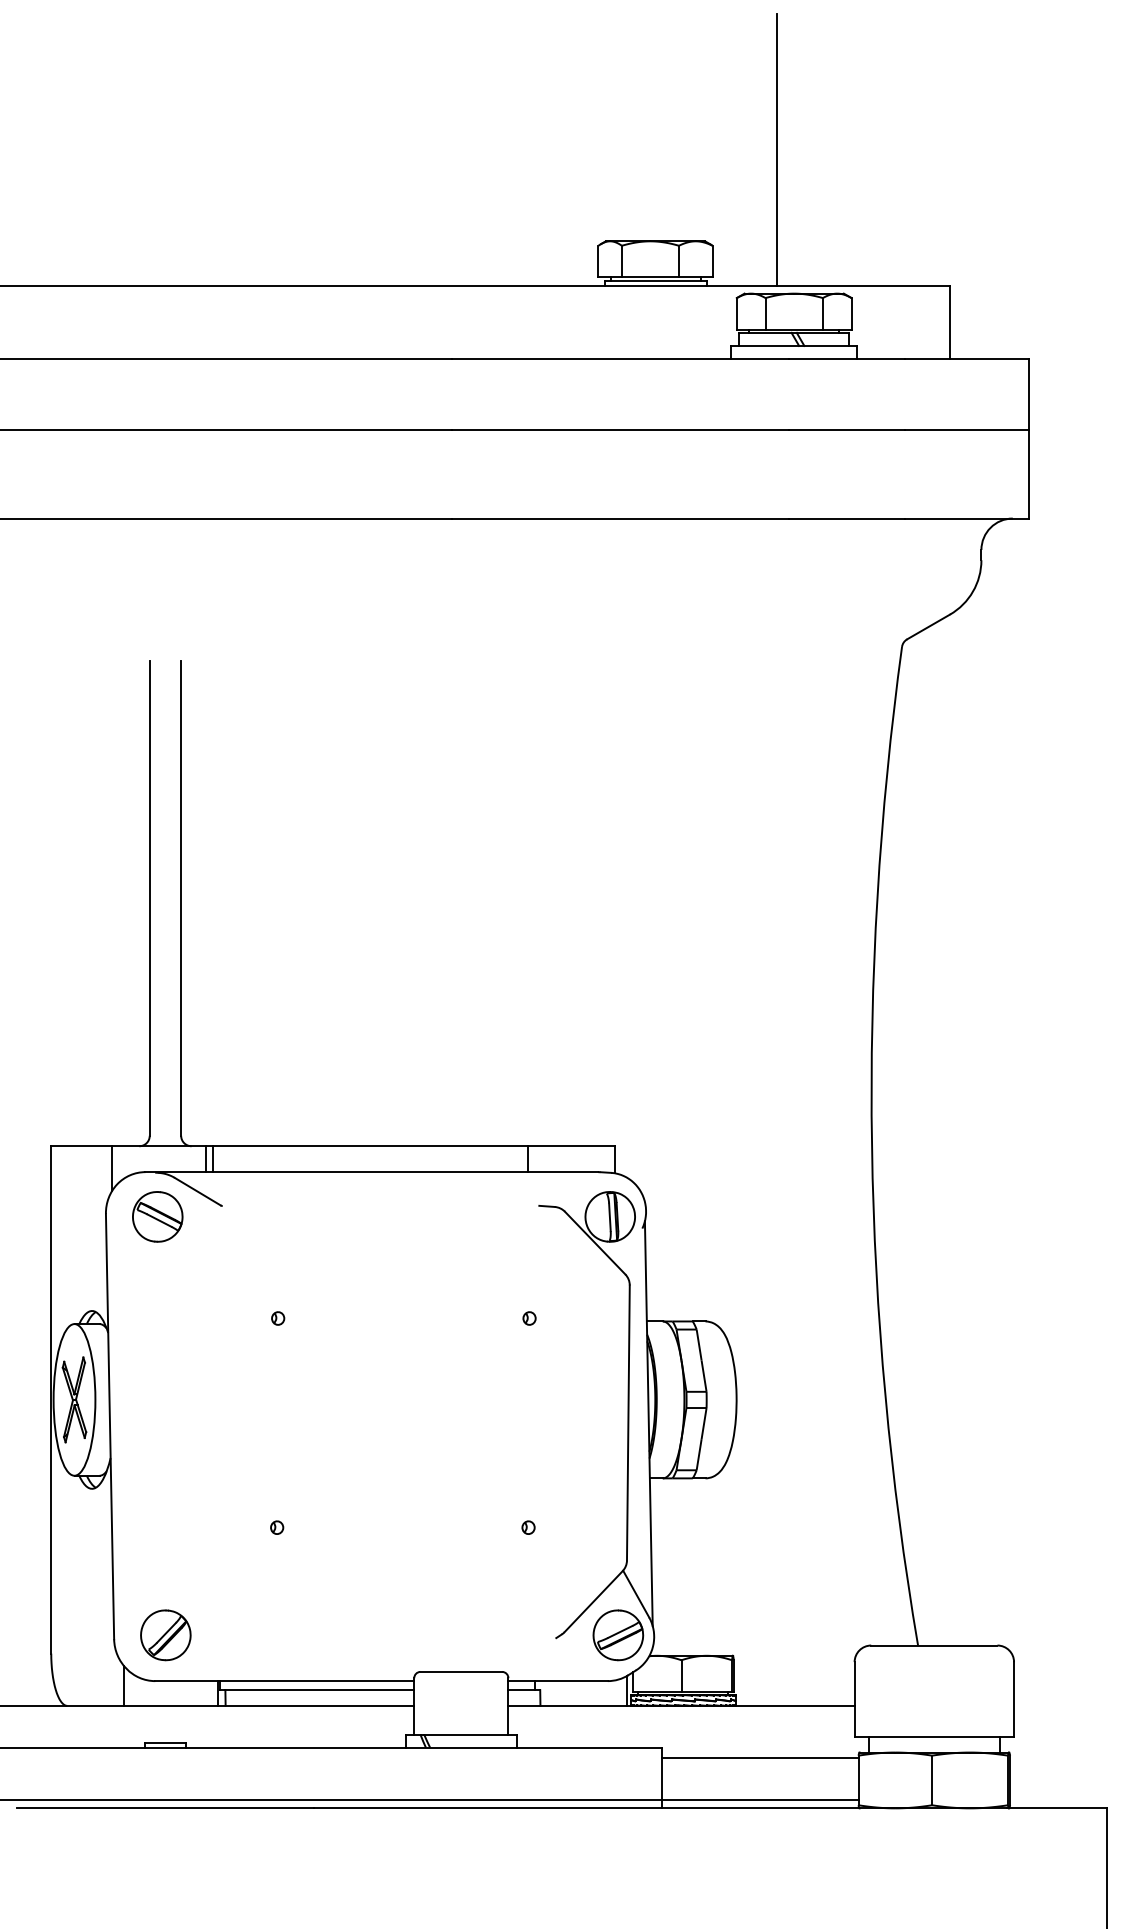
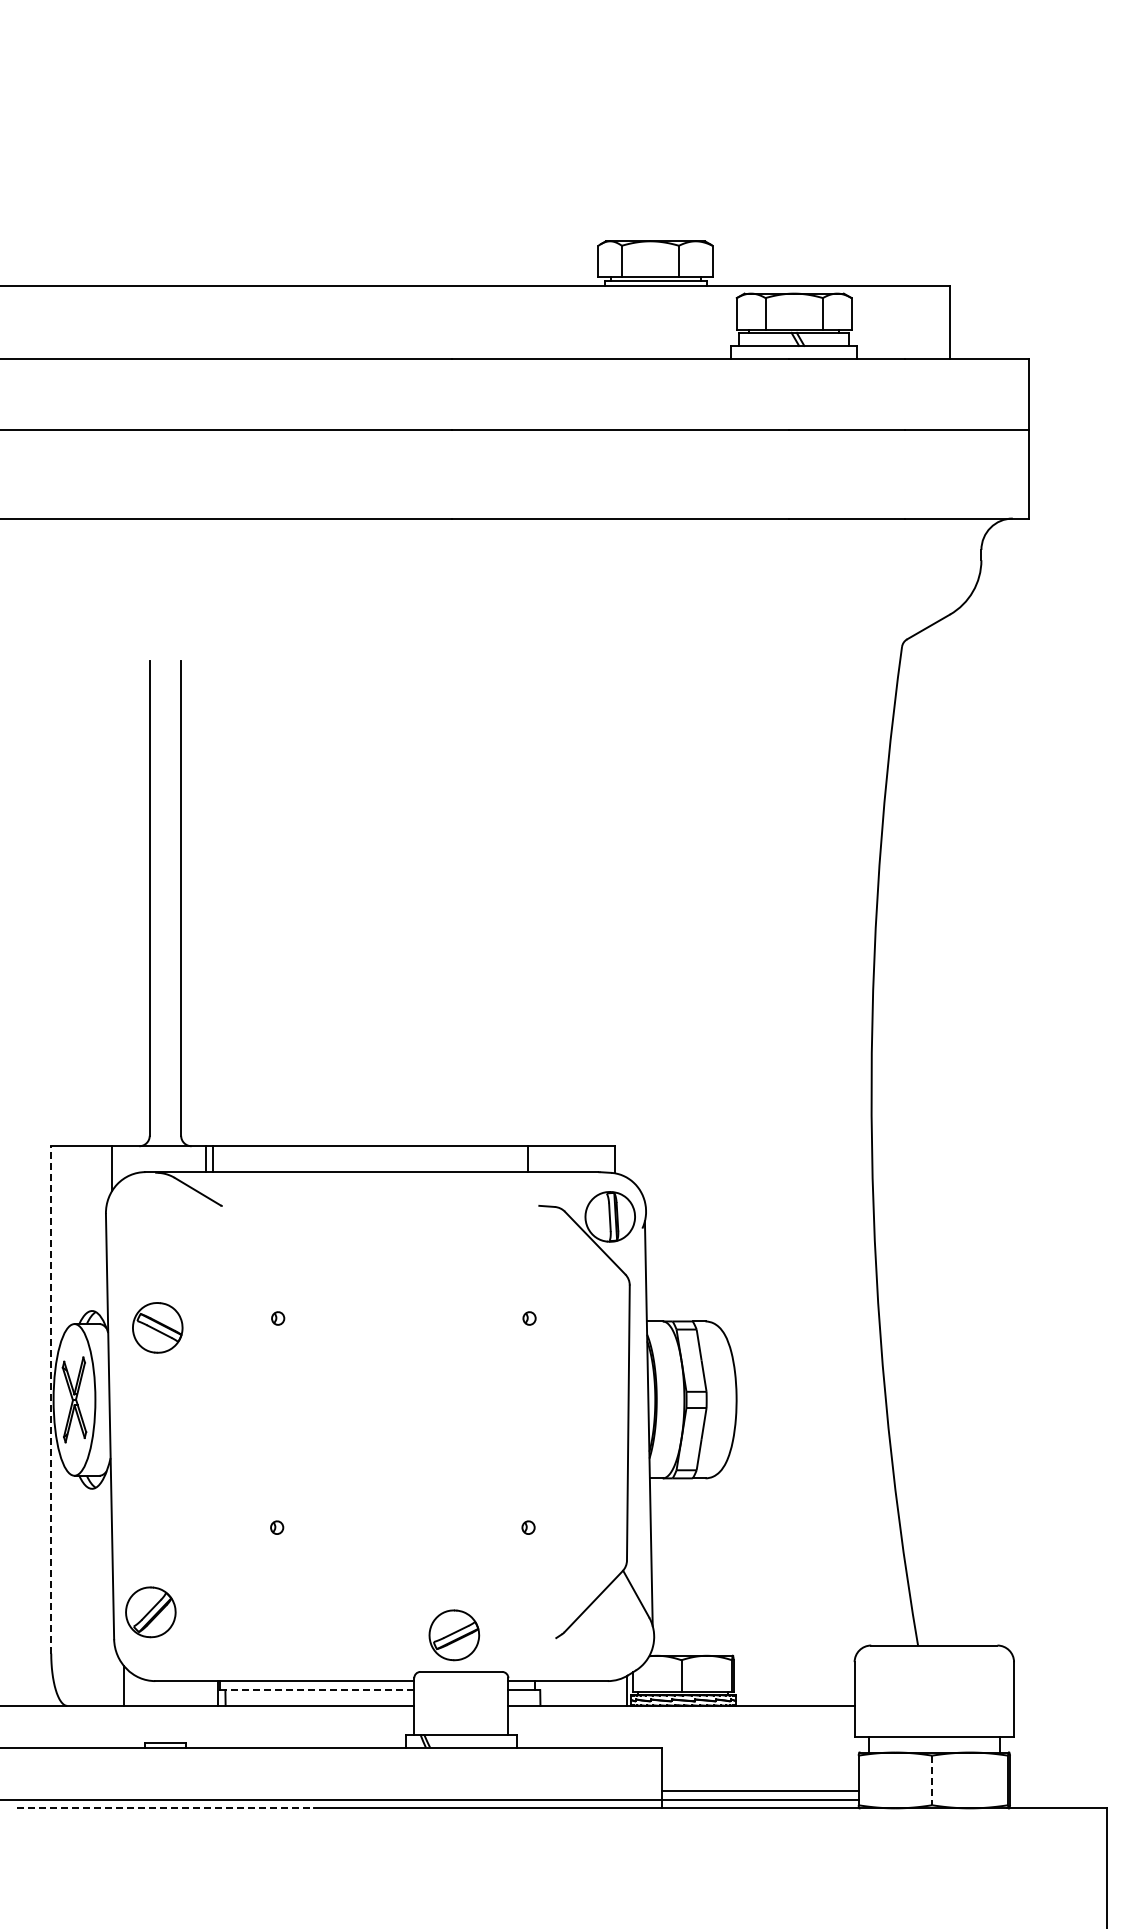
line: present -> none (777, 149)
part position: (157, 1216) -> (157, 1327) (157, 1327)
line: solid -> dashed (51, 1399)
part position: (165, 1635) -> (150, 1612) (150, 1612)
part position: (618, 1635) -> (454, 1635) (454, 1635)
line: solid -> dashed (319, 1690)
line position: (760, 1758) -> (760, 1791) (760, 1791)
line: solid -> dashed (932, 1780)
line: solid -> dashed (165, 1808)
